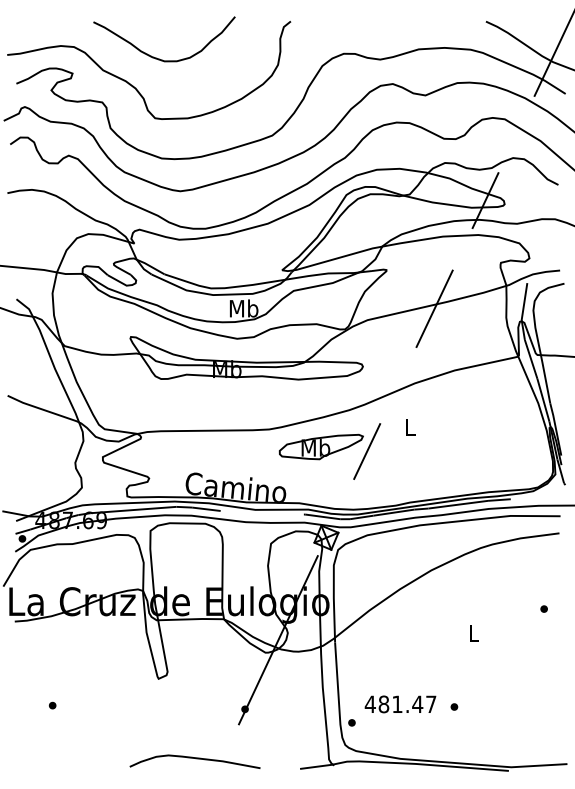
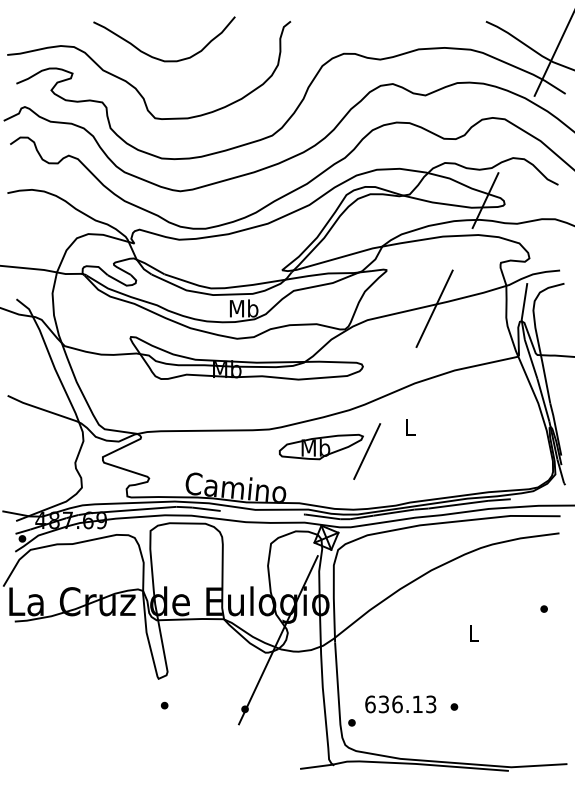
text: 481.47 -> 636.13 (400, 704)
part position: (52, 705) -> (164, 705) (164, 705)
curve: present -> none (196, 759)
